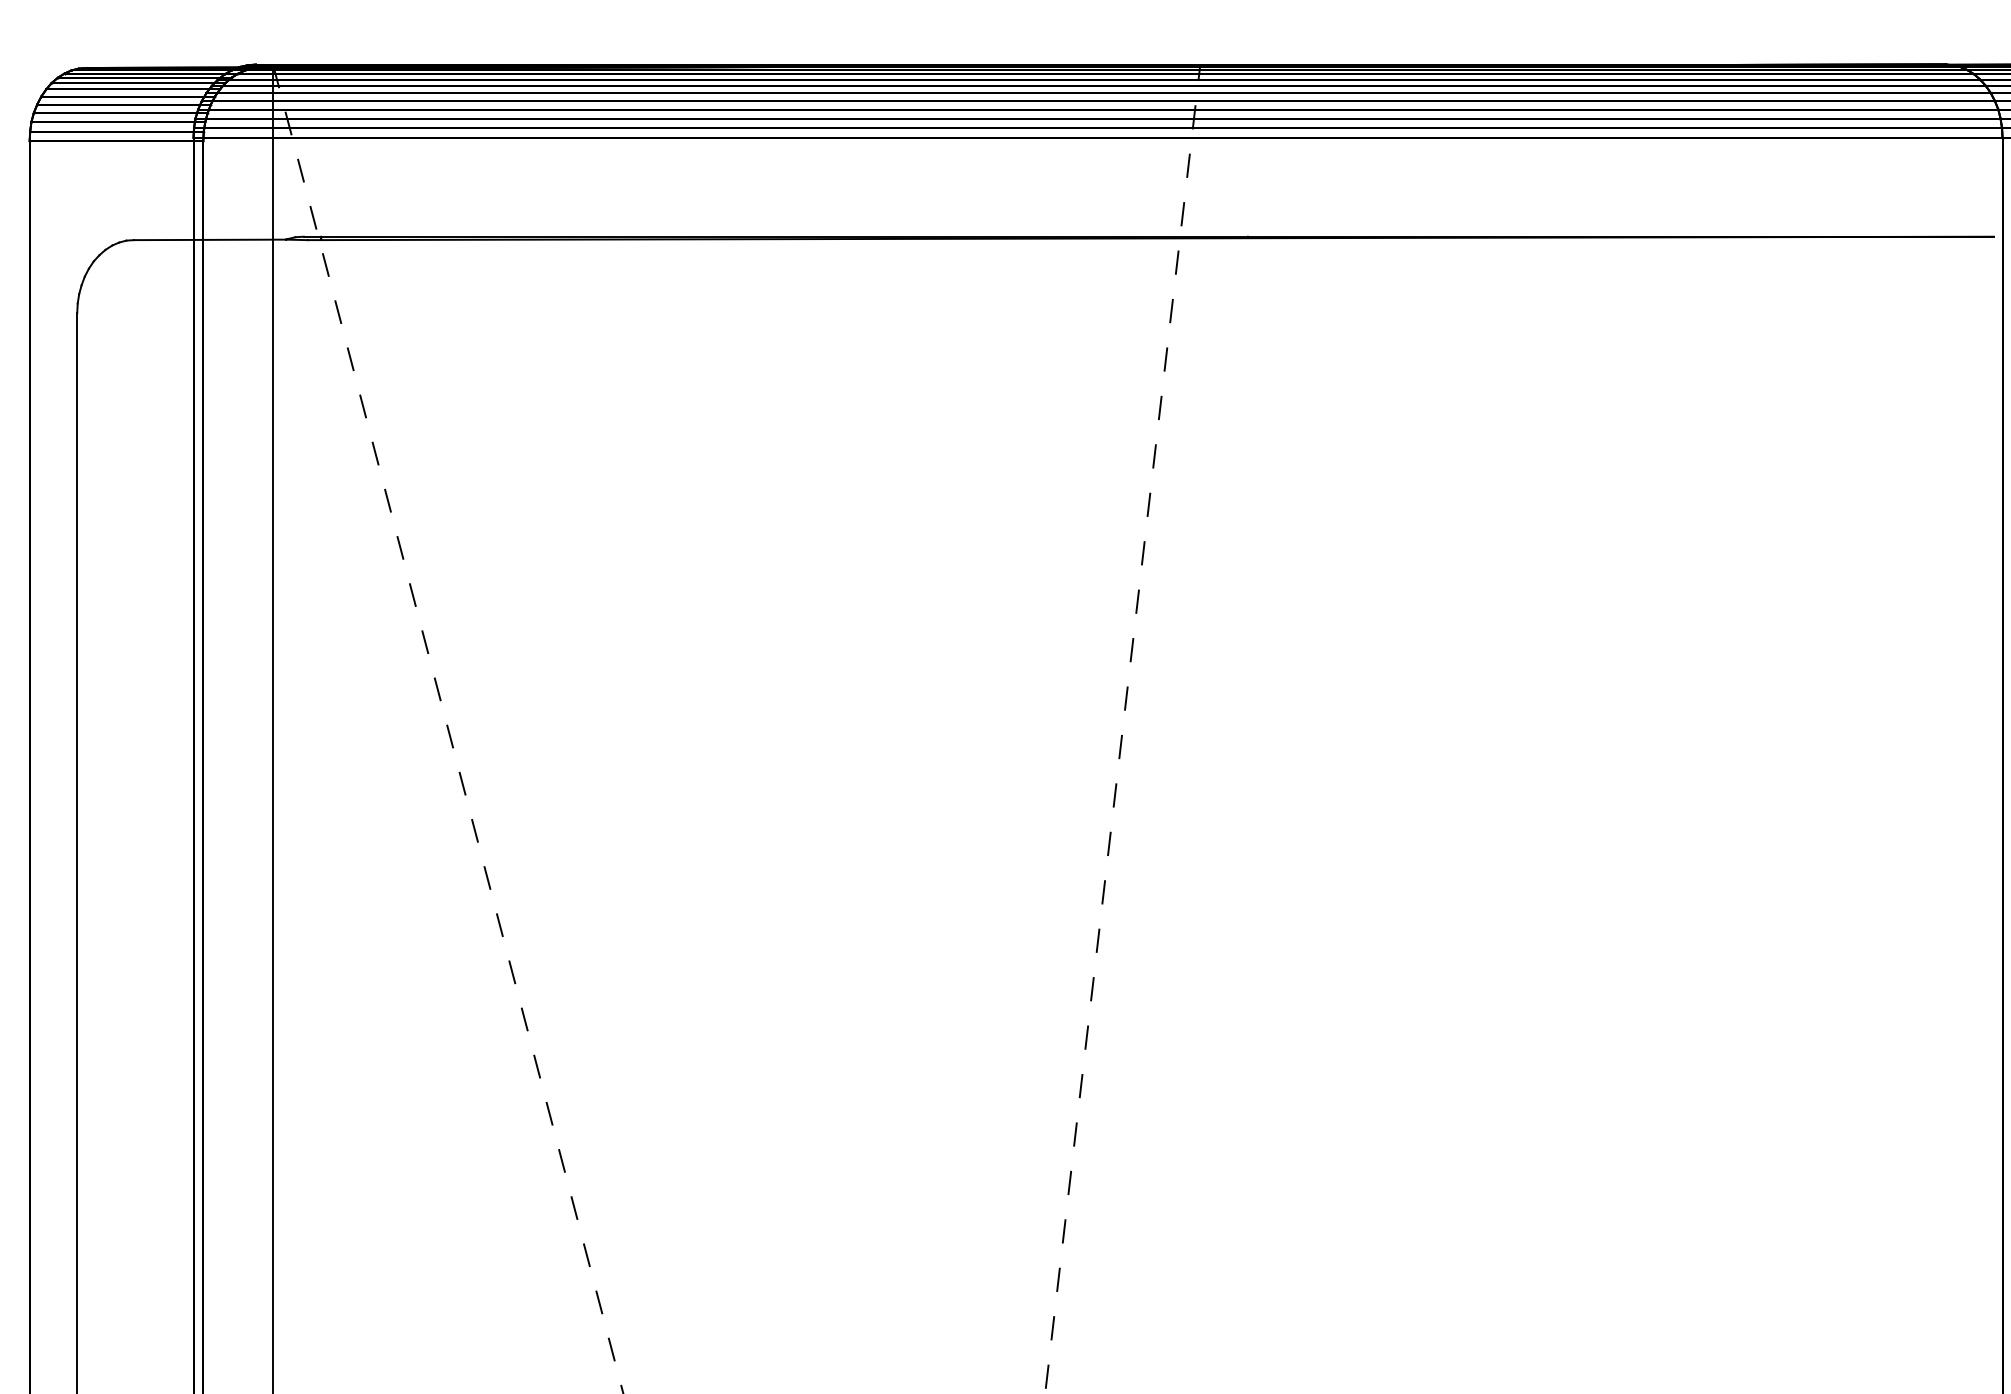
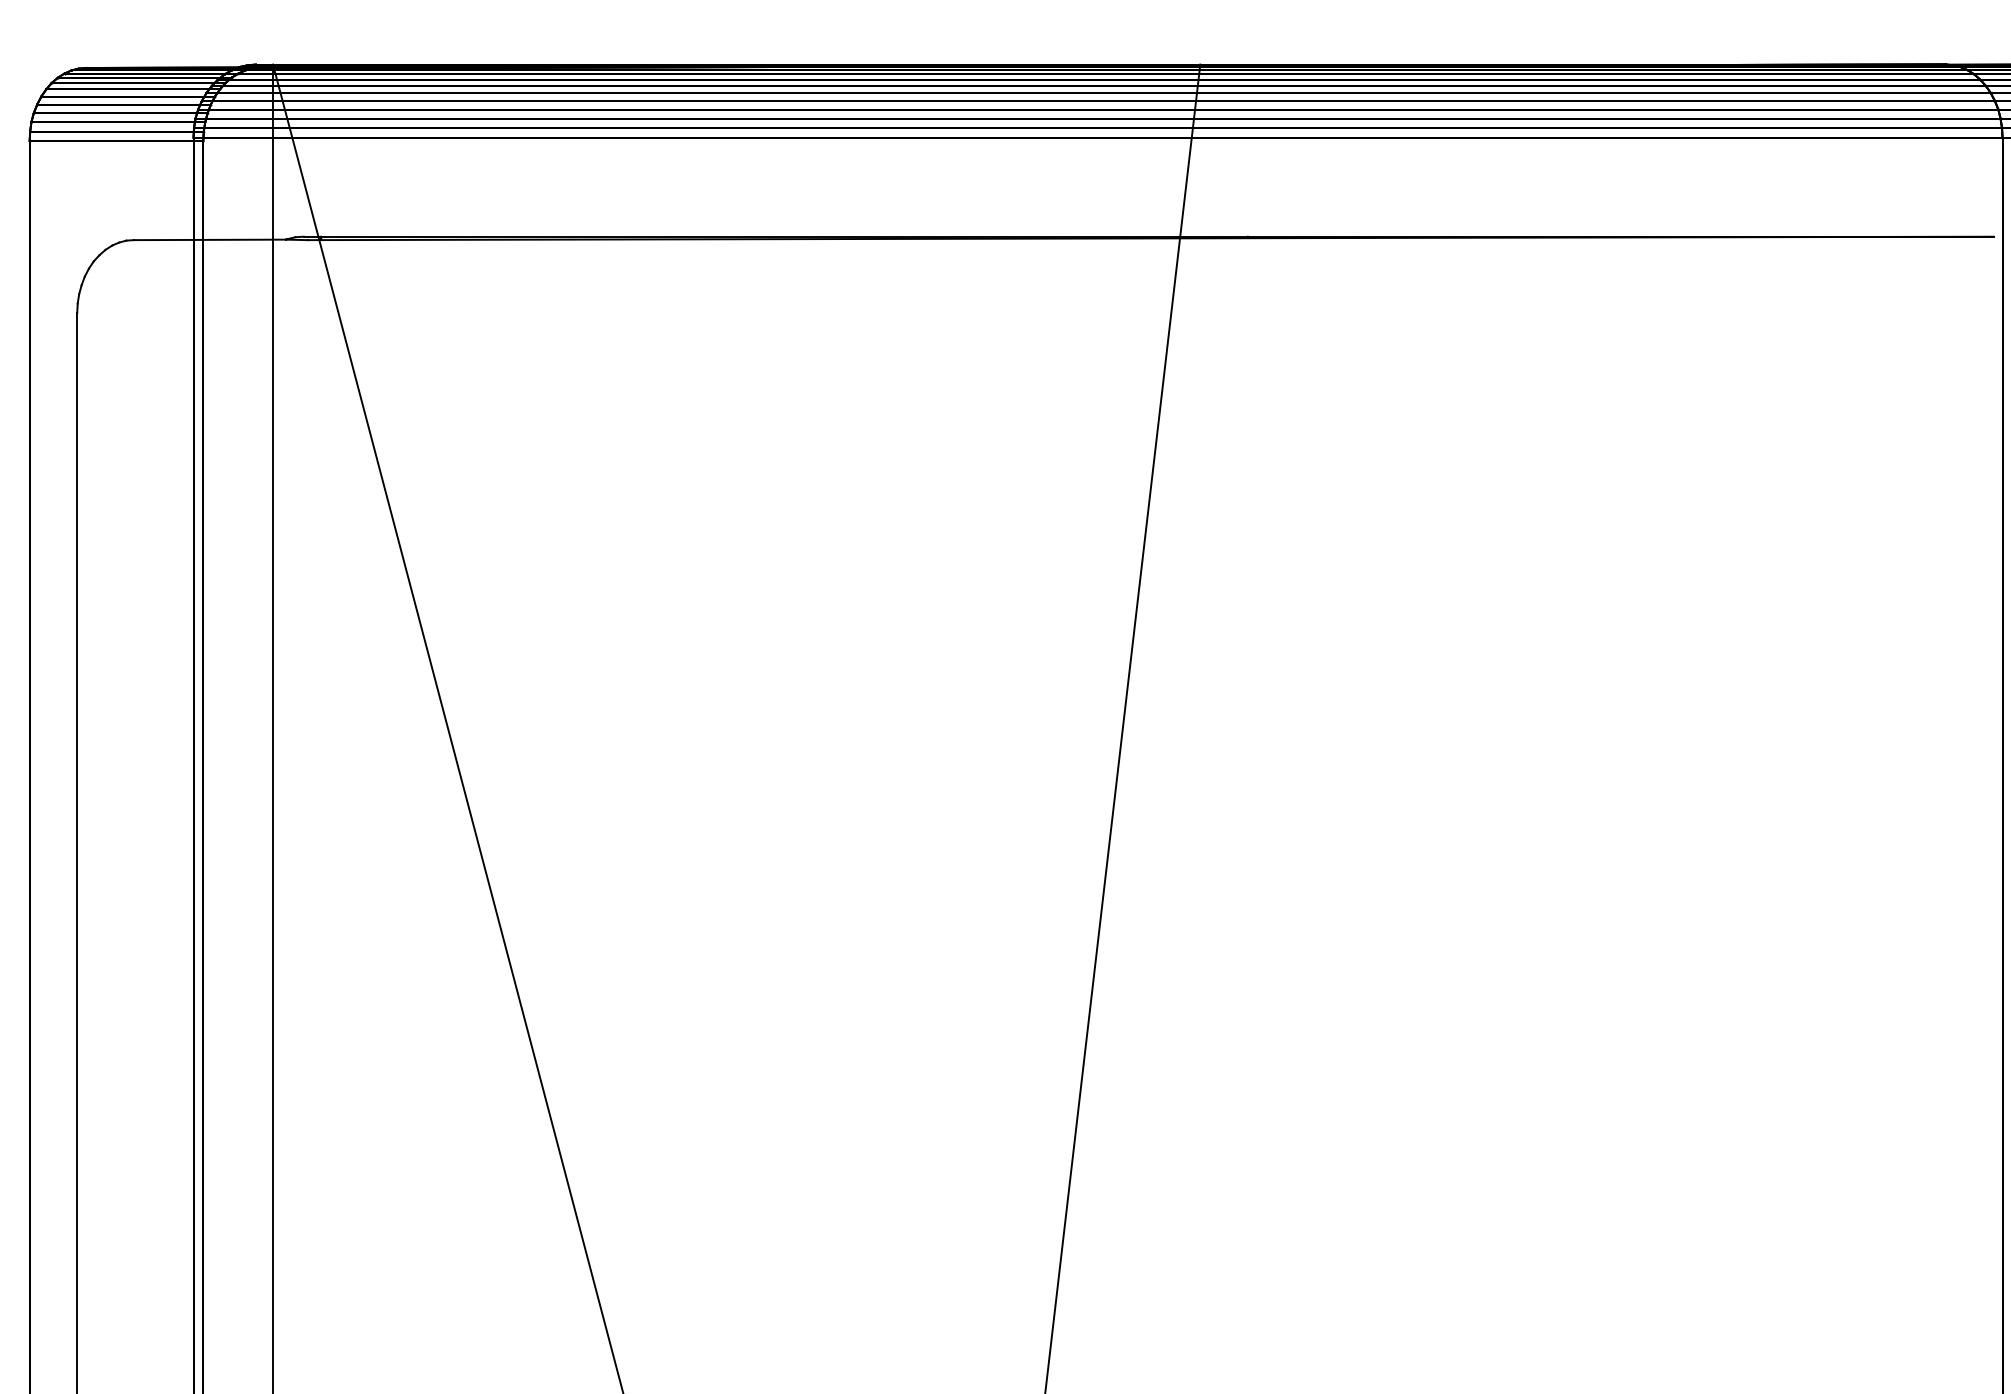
line: dashed -> solid (448, 729)
line: dashed -> solid (1122, 729)
